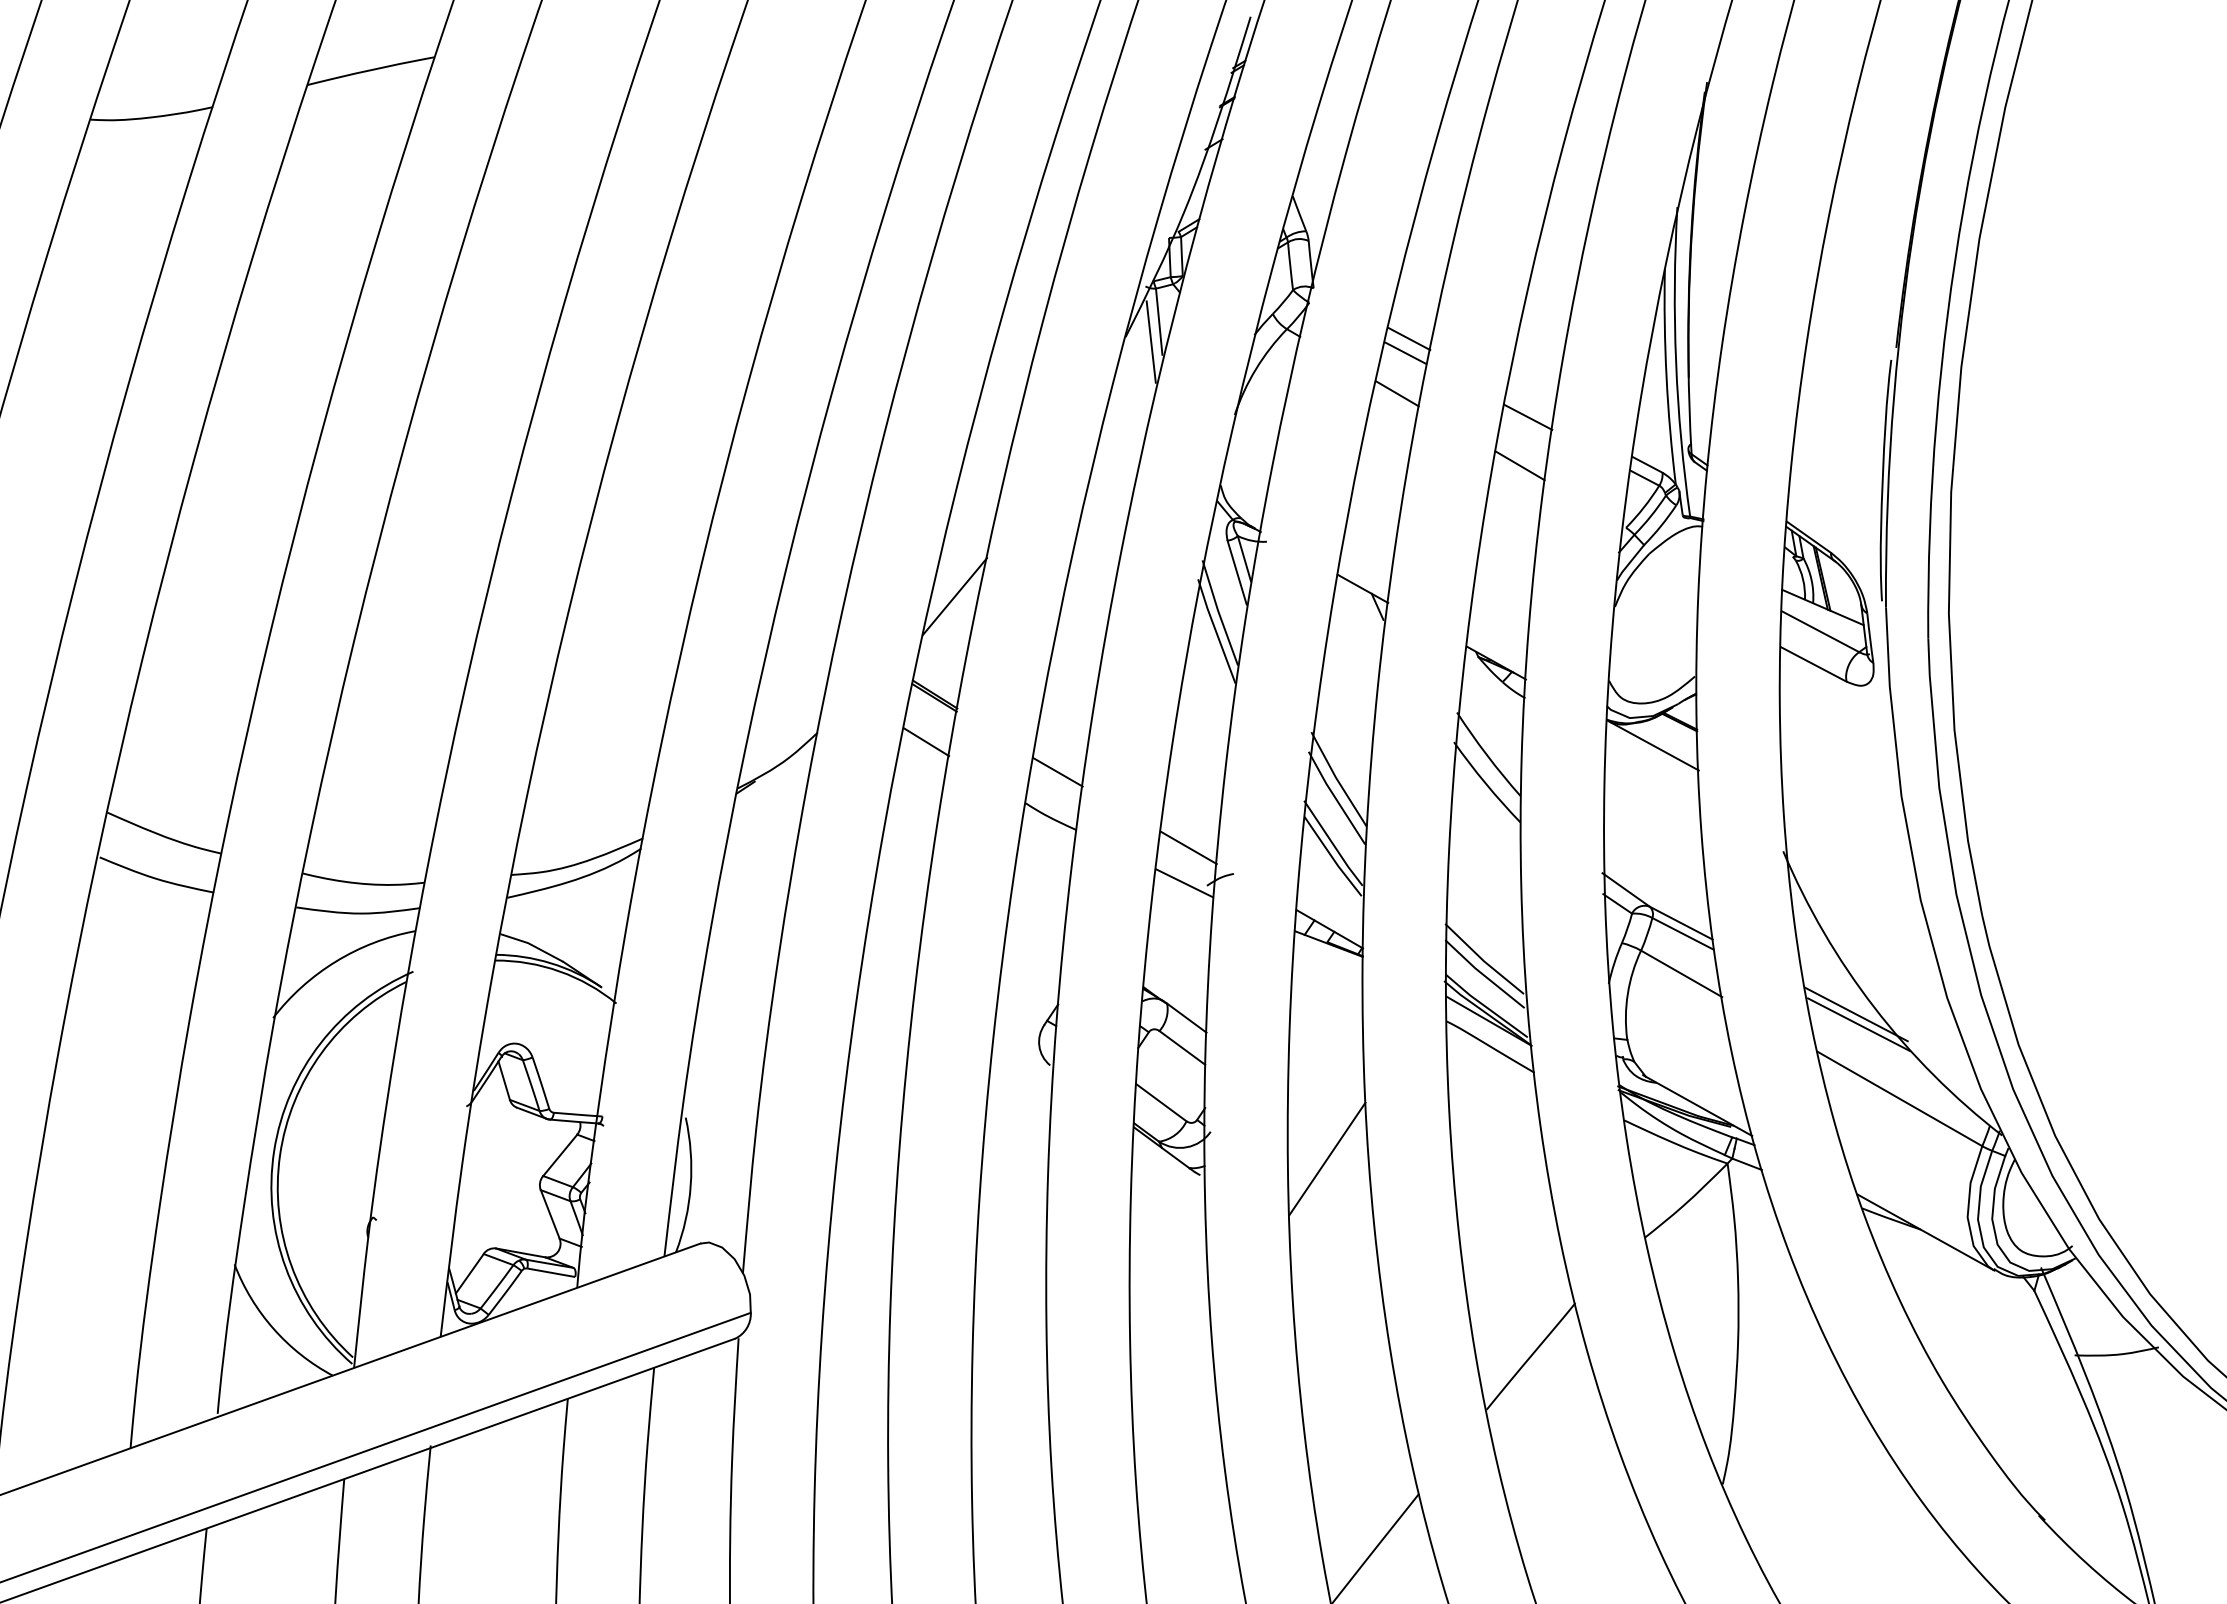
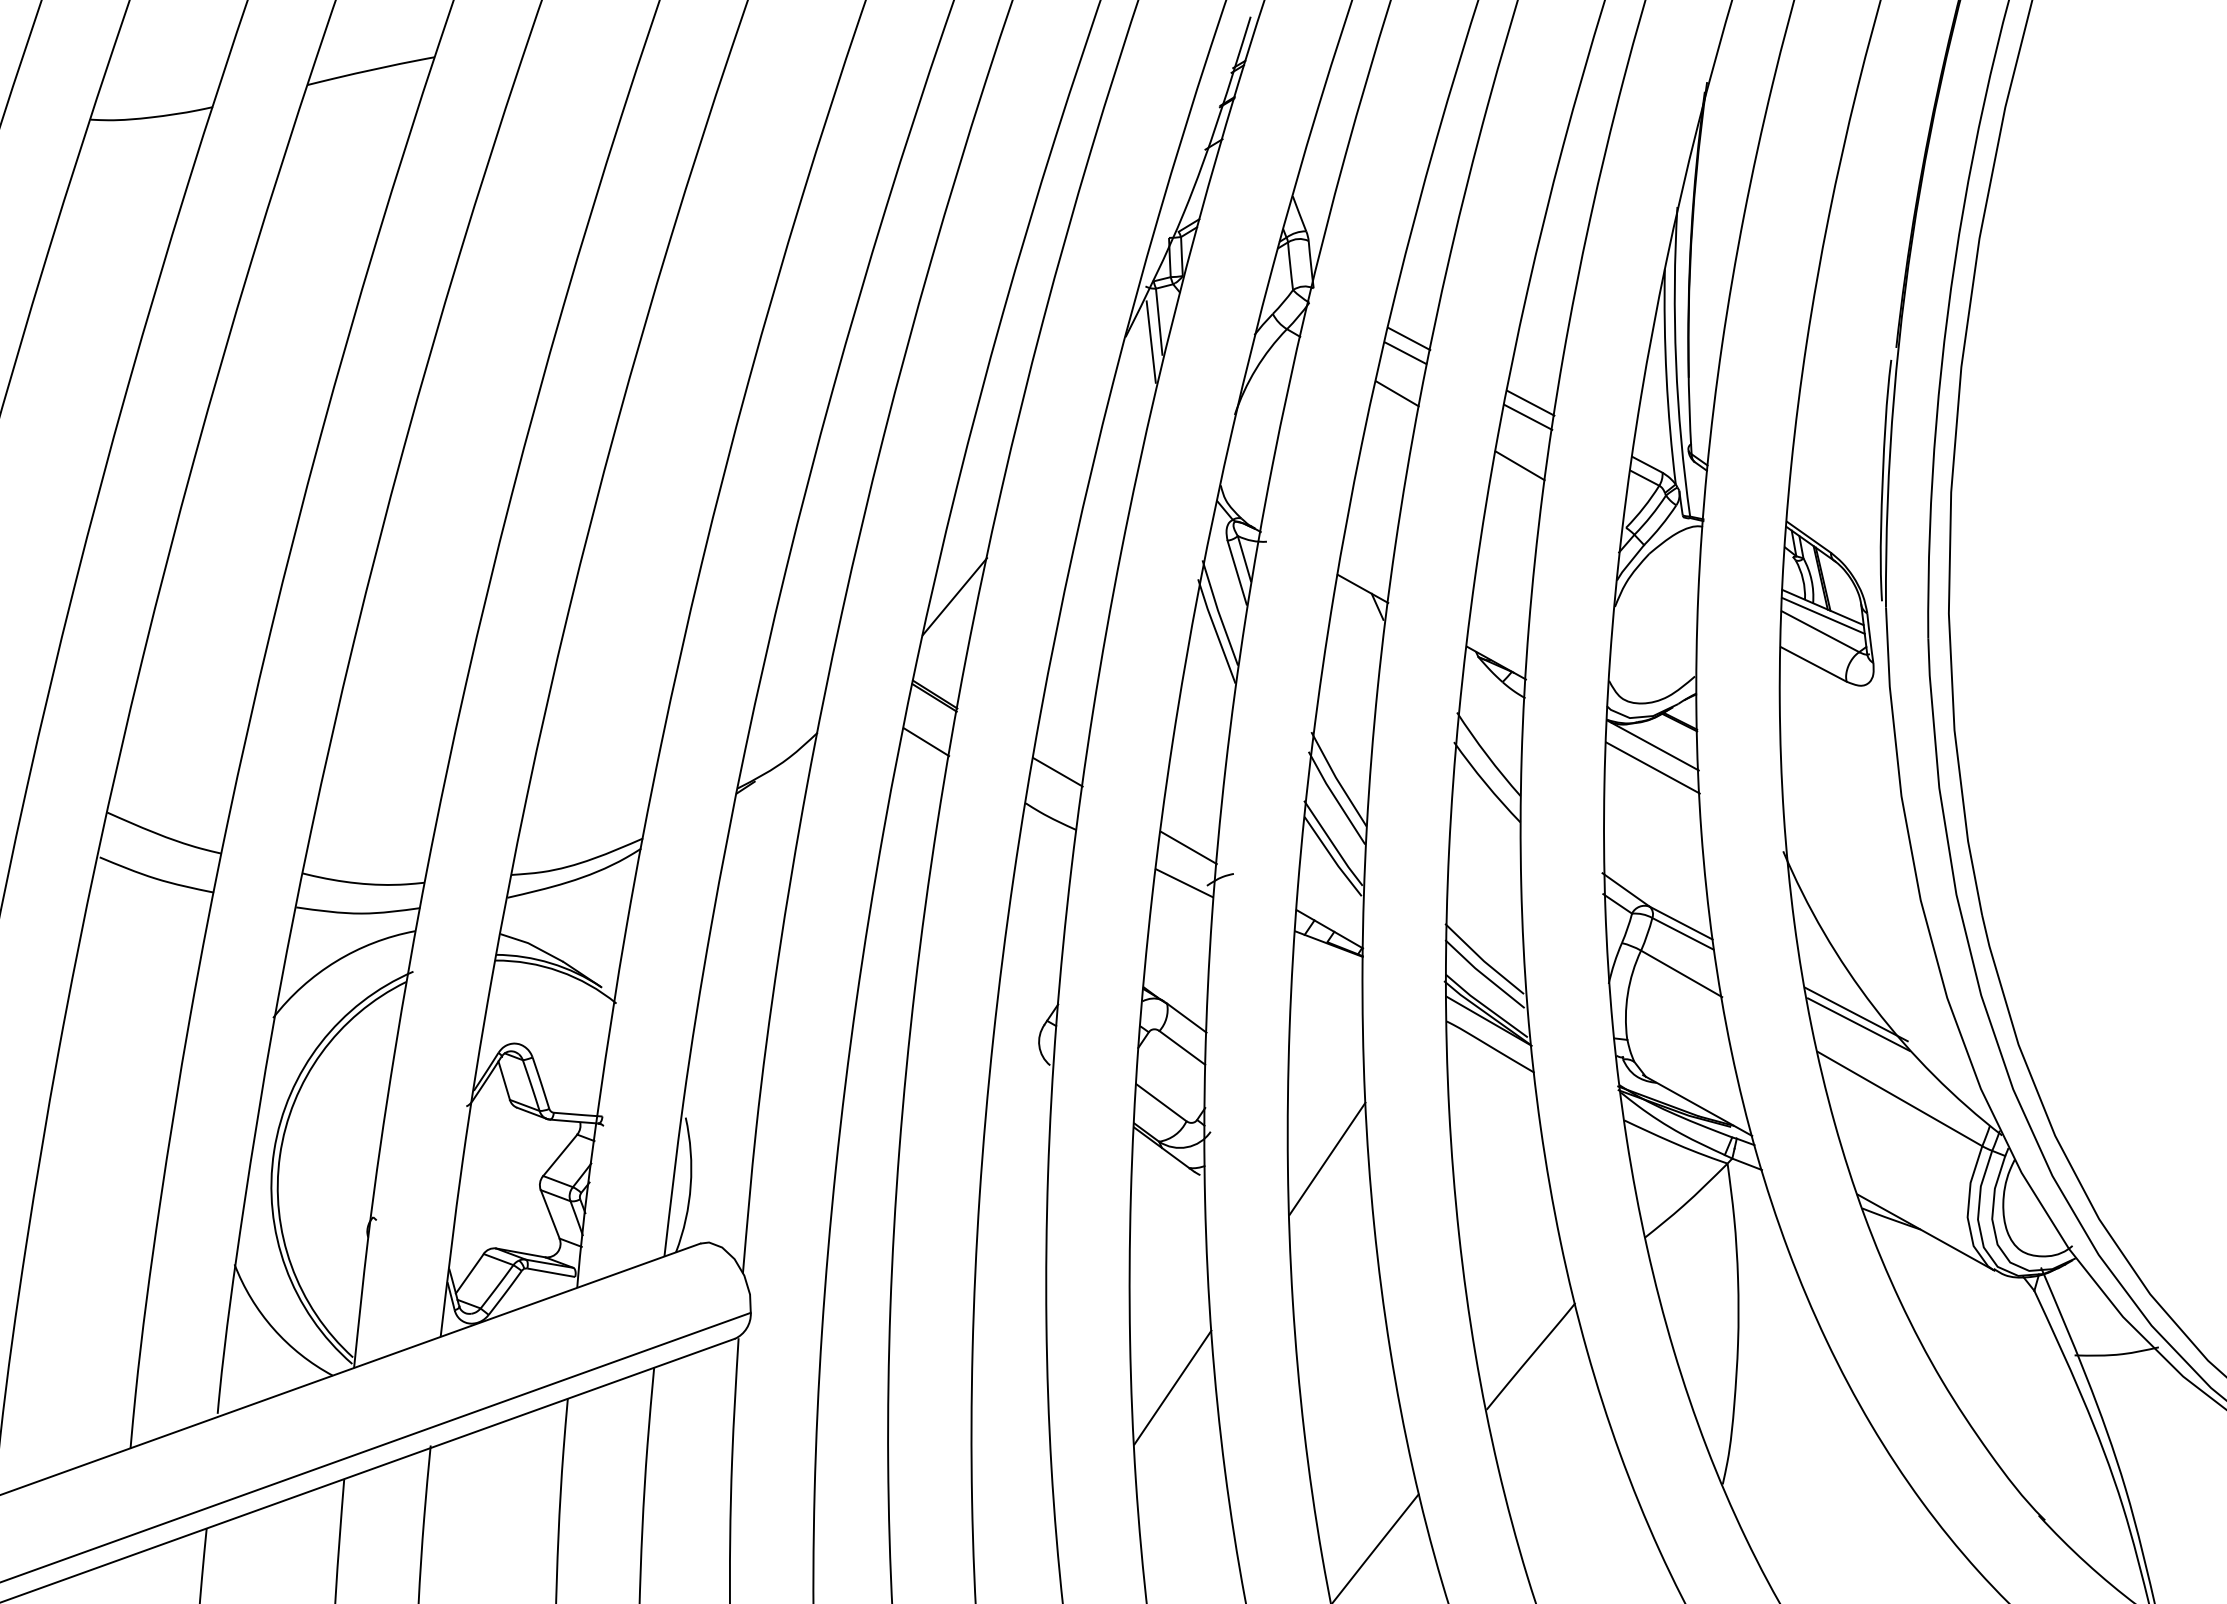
line: none -> present (1530, 402)
line: none -> present (1823, 615)
line: none -> present (1652, 767)
line: none -> present (1172, 1387)
